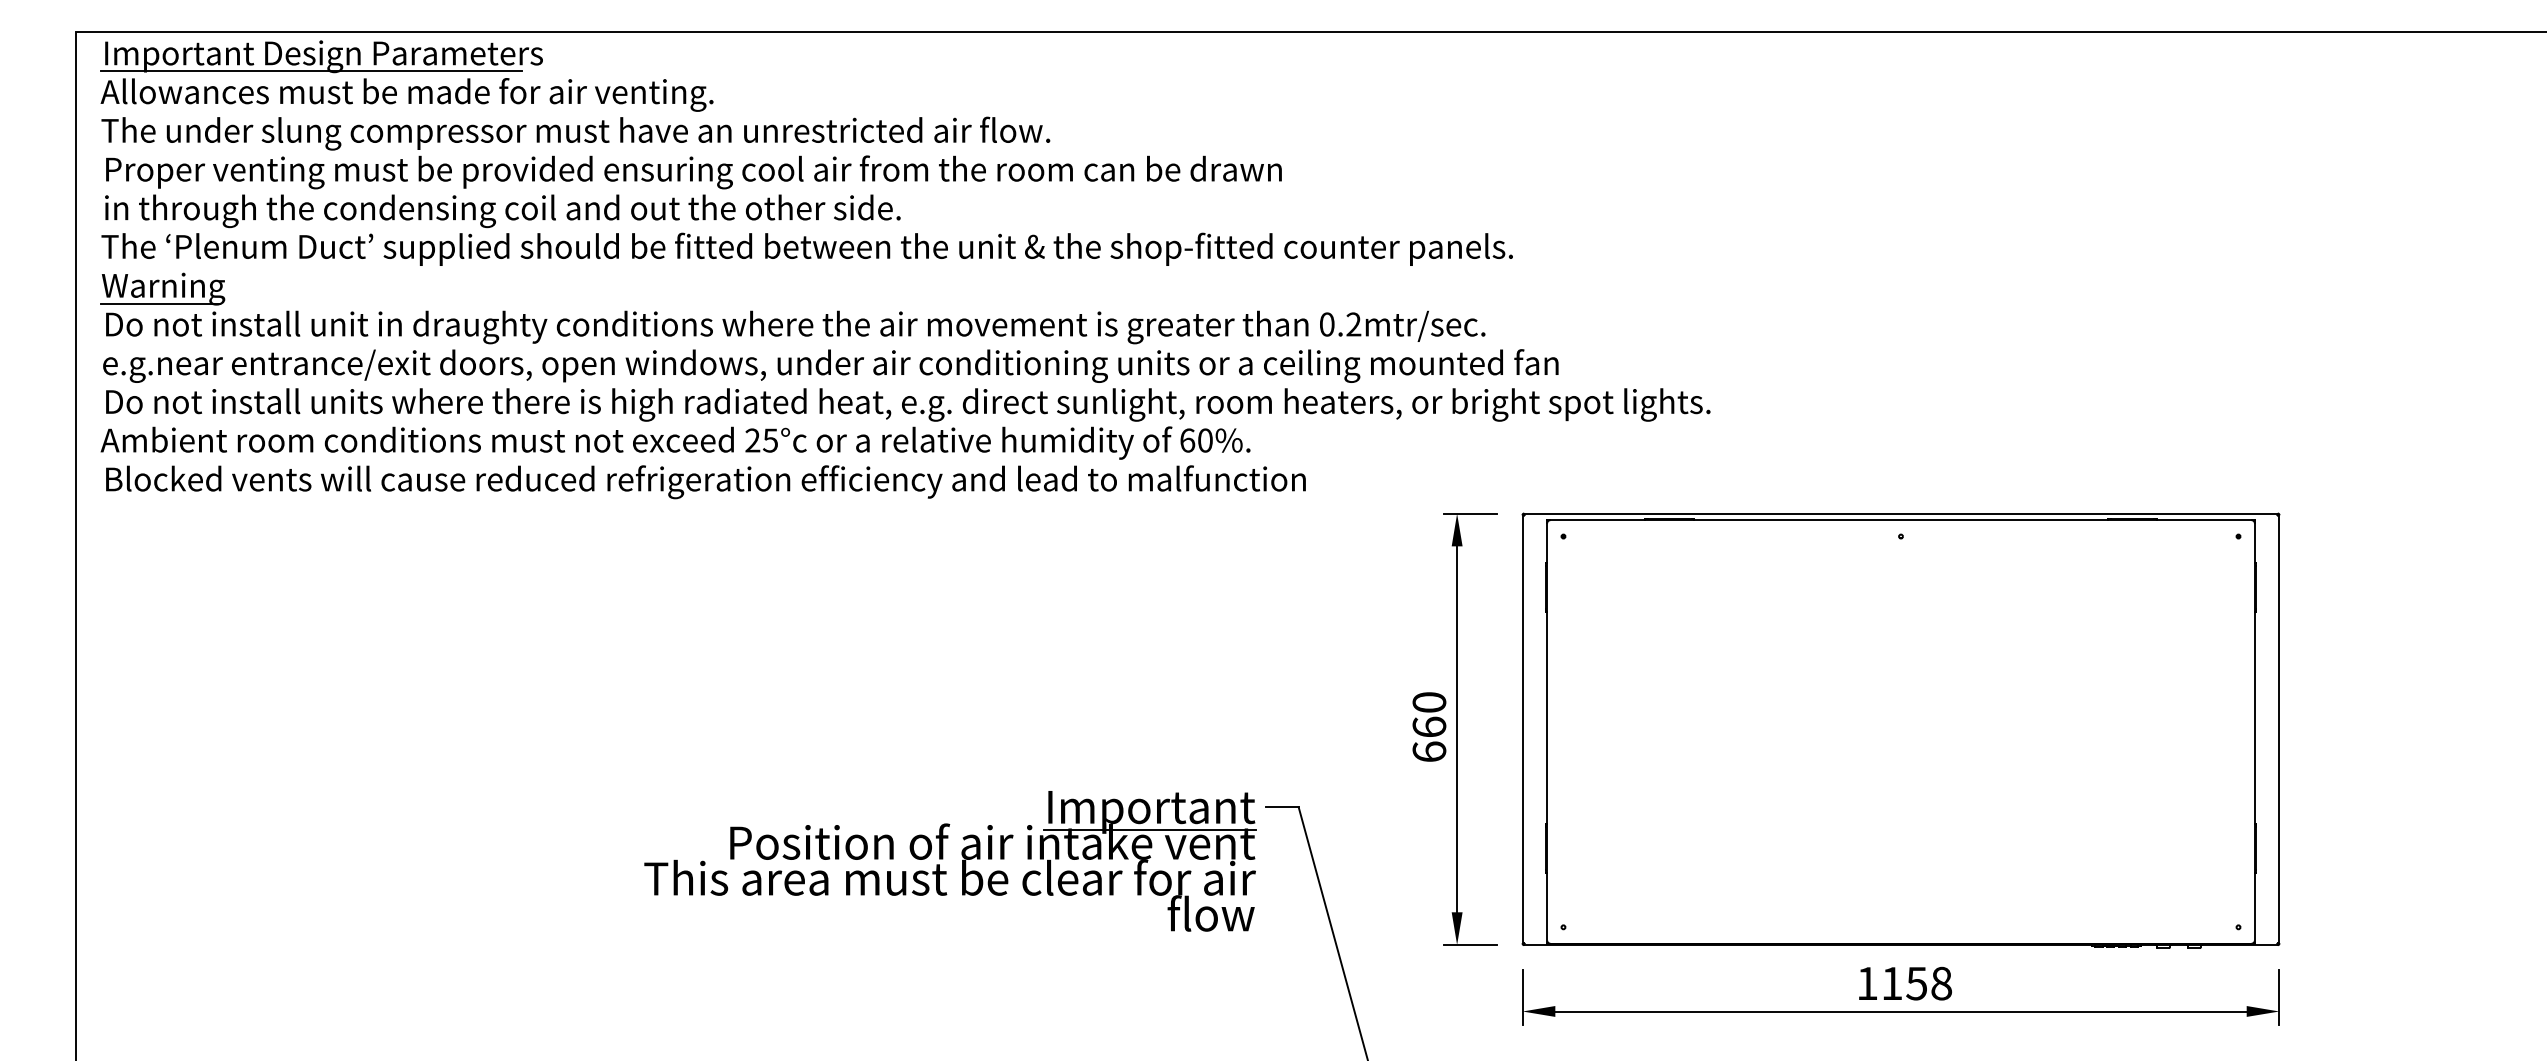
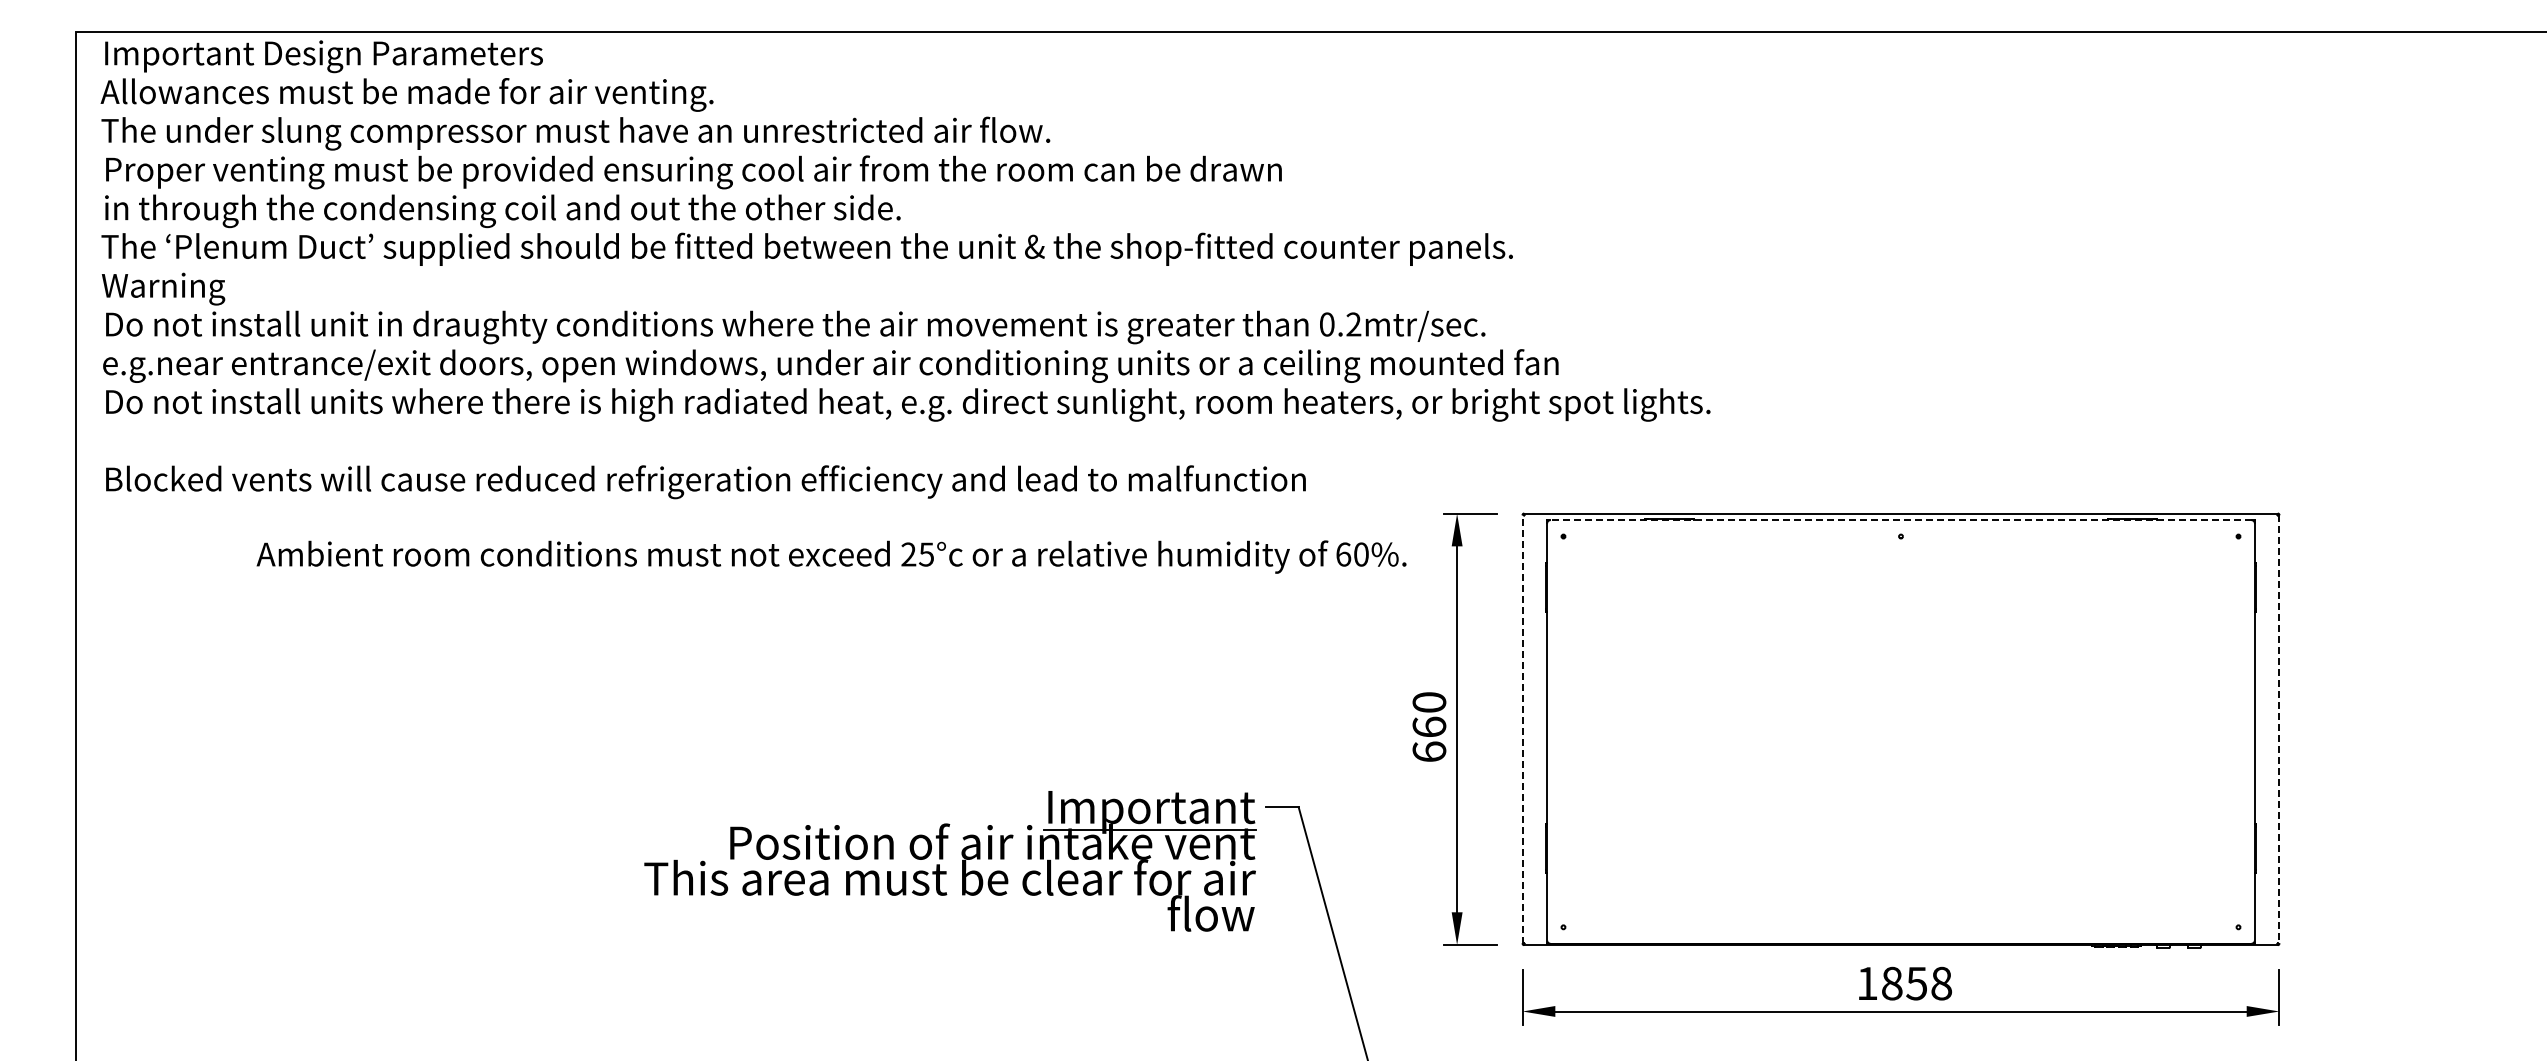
line: present -> none (311, 71)
line: present -> none (159, 303)
text position: (675, 442) -> (831, 556) (831, 556)
line: solid -> dashed (1901, 520)
line: solid -> dashed (1522, 729)
line: solid -> dashed (2279, 729)
text: 1158 -> 1858 (1892, 983)
